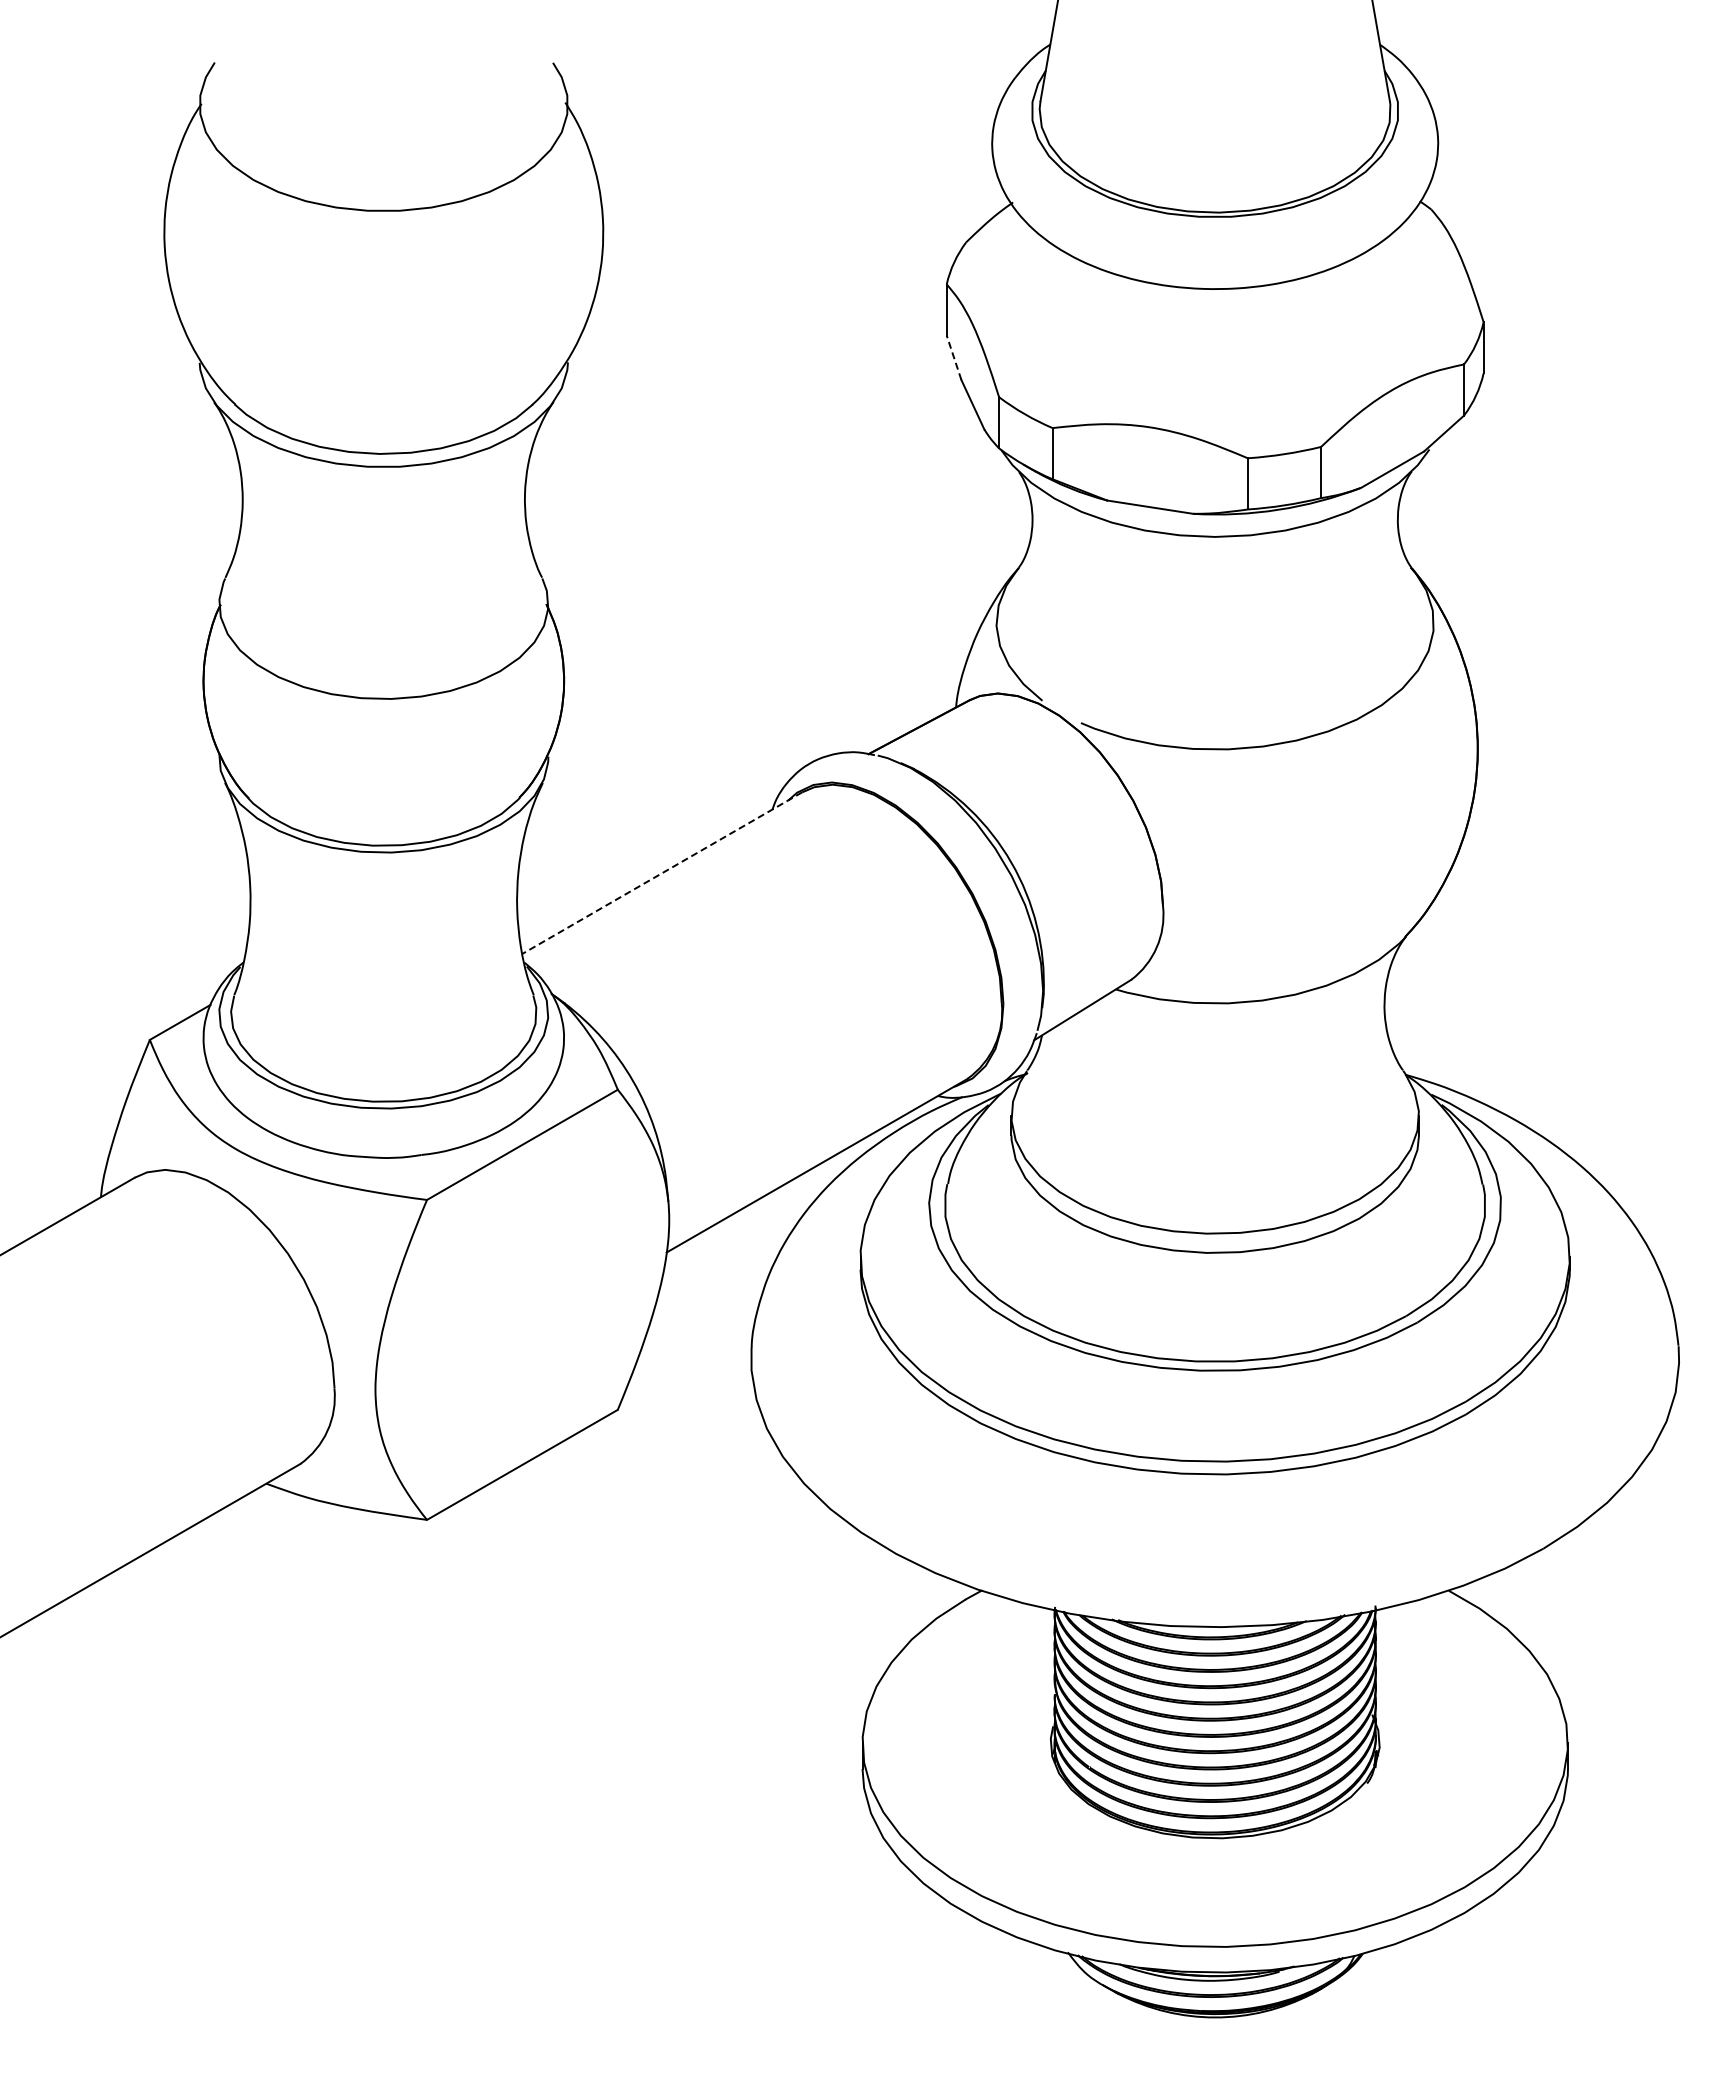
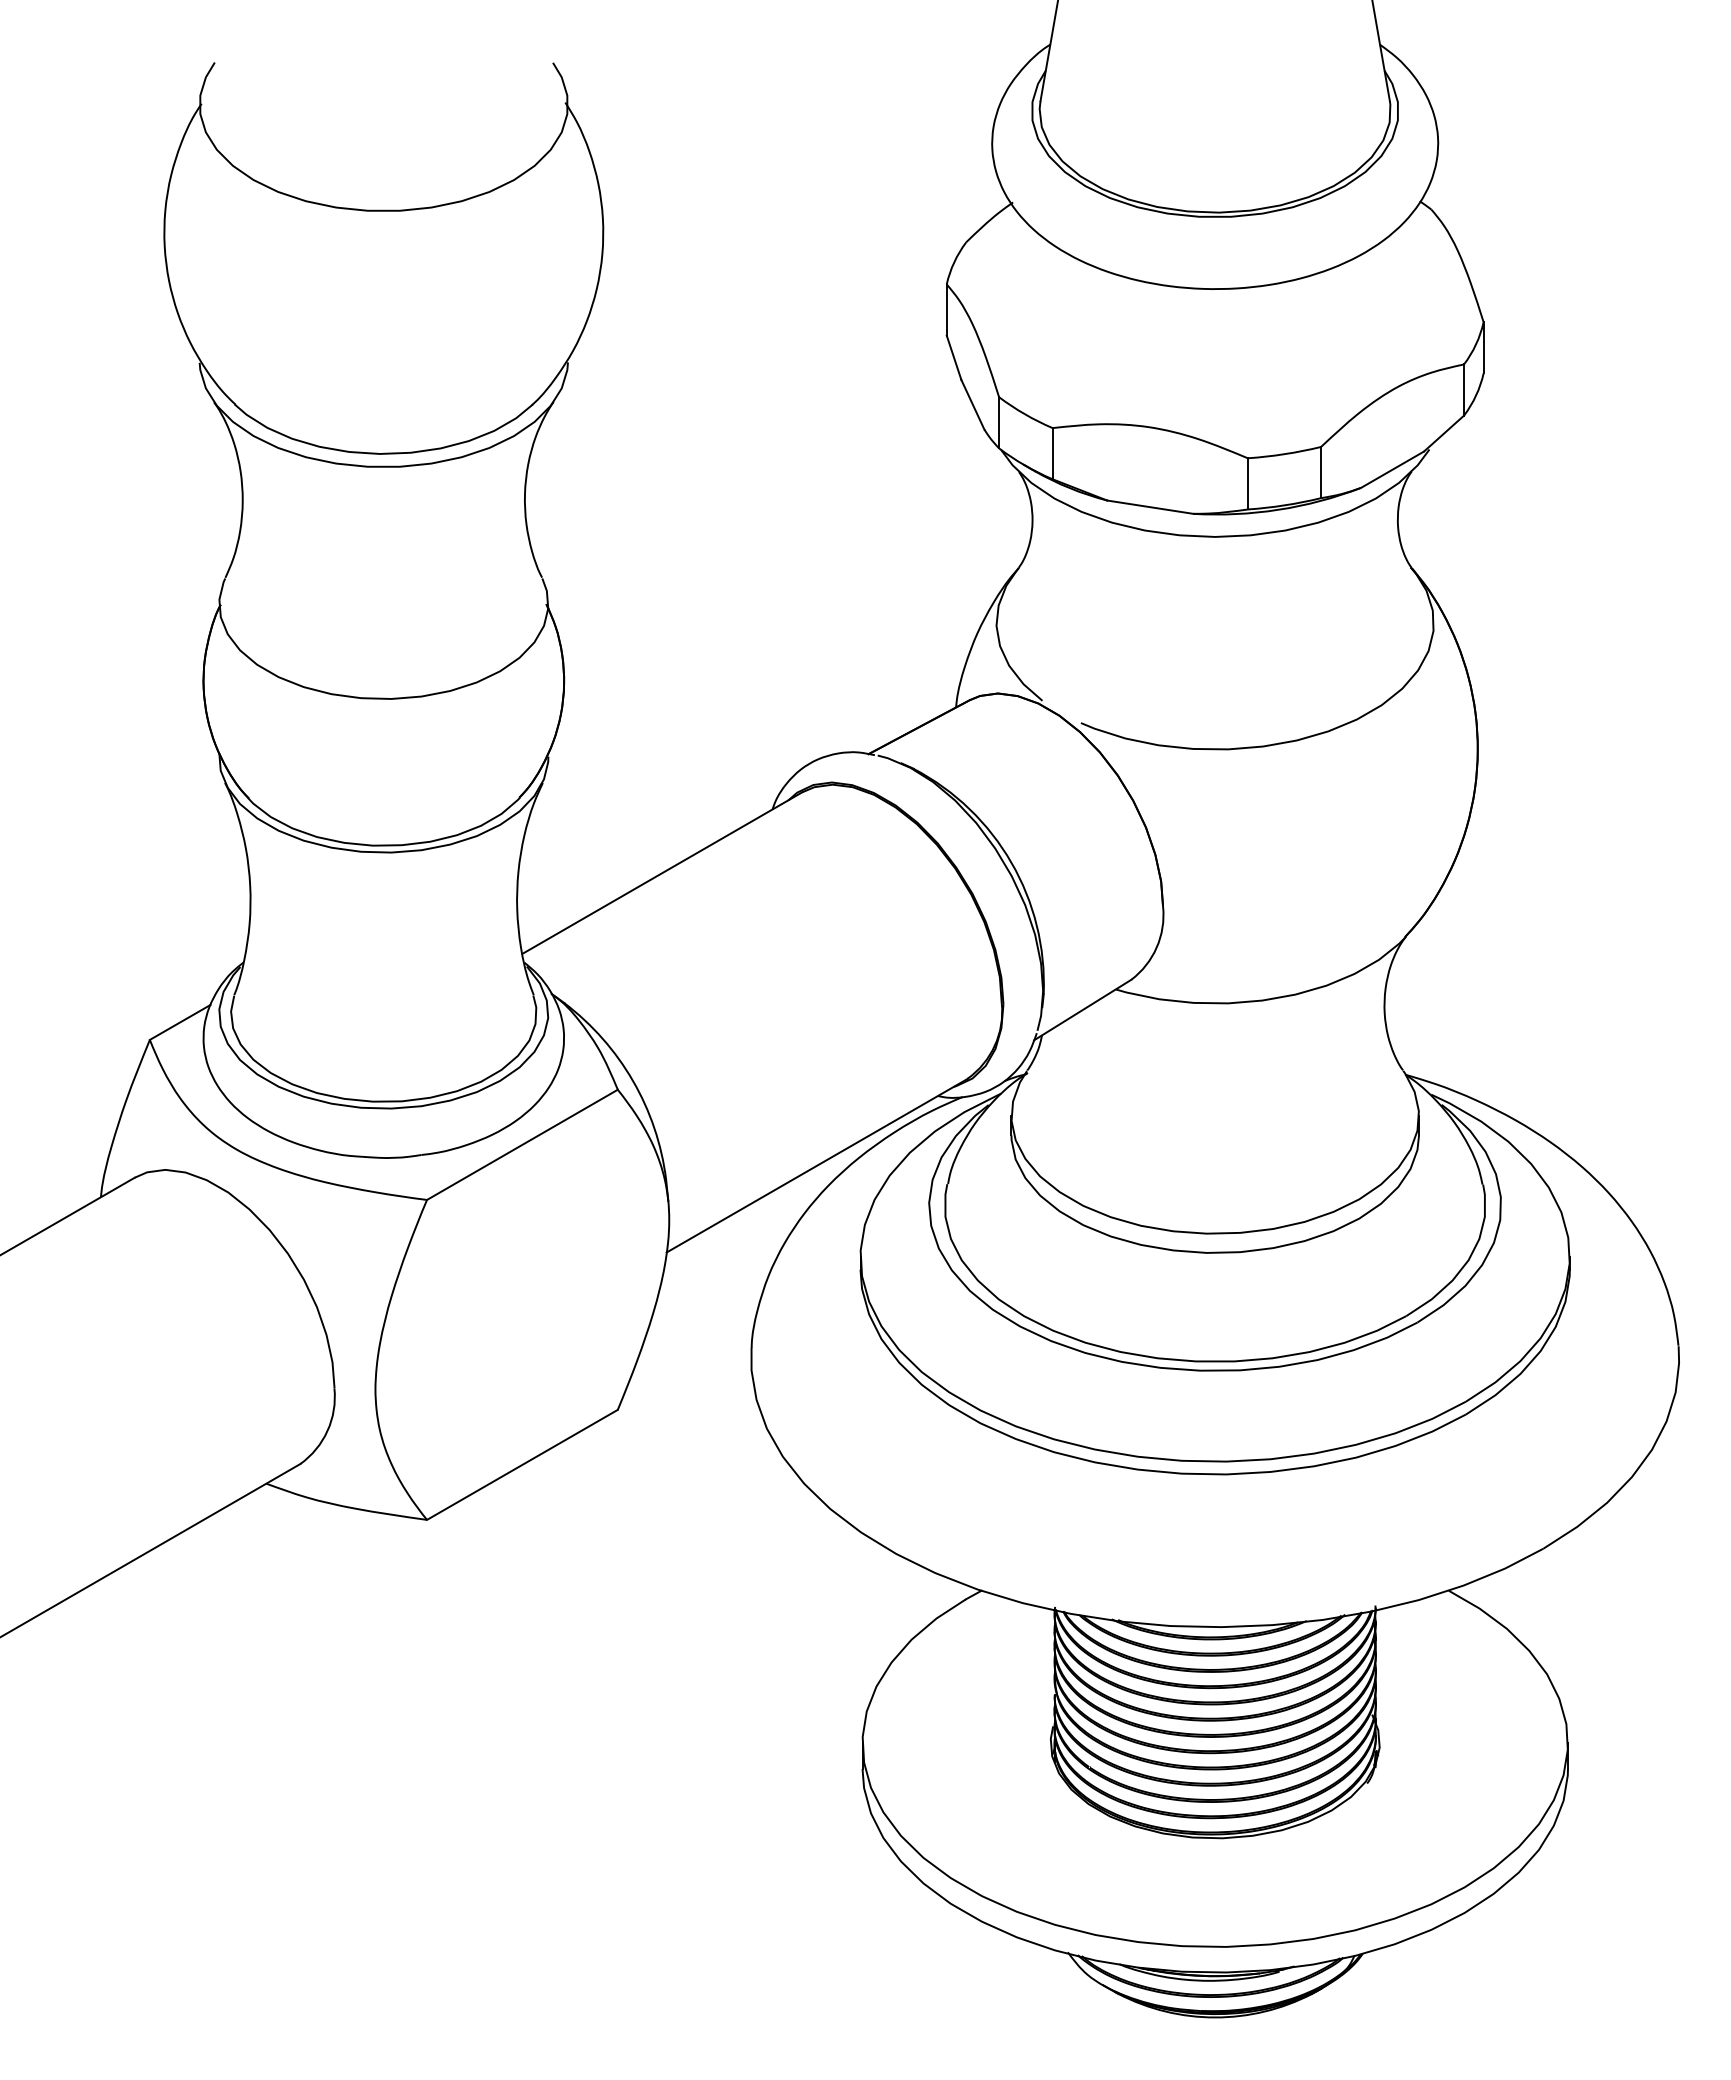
line: dashed -> solid (953, 357)
line: dashed -> solid (661, 873)
